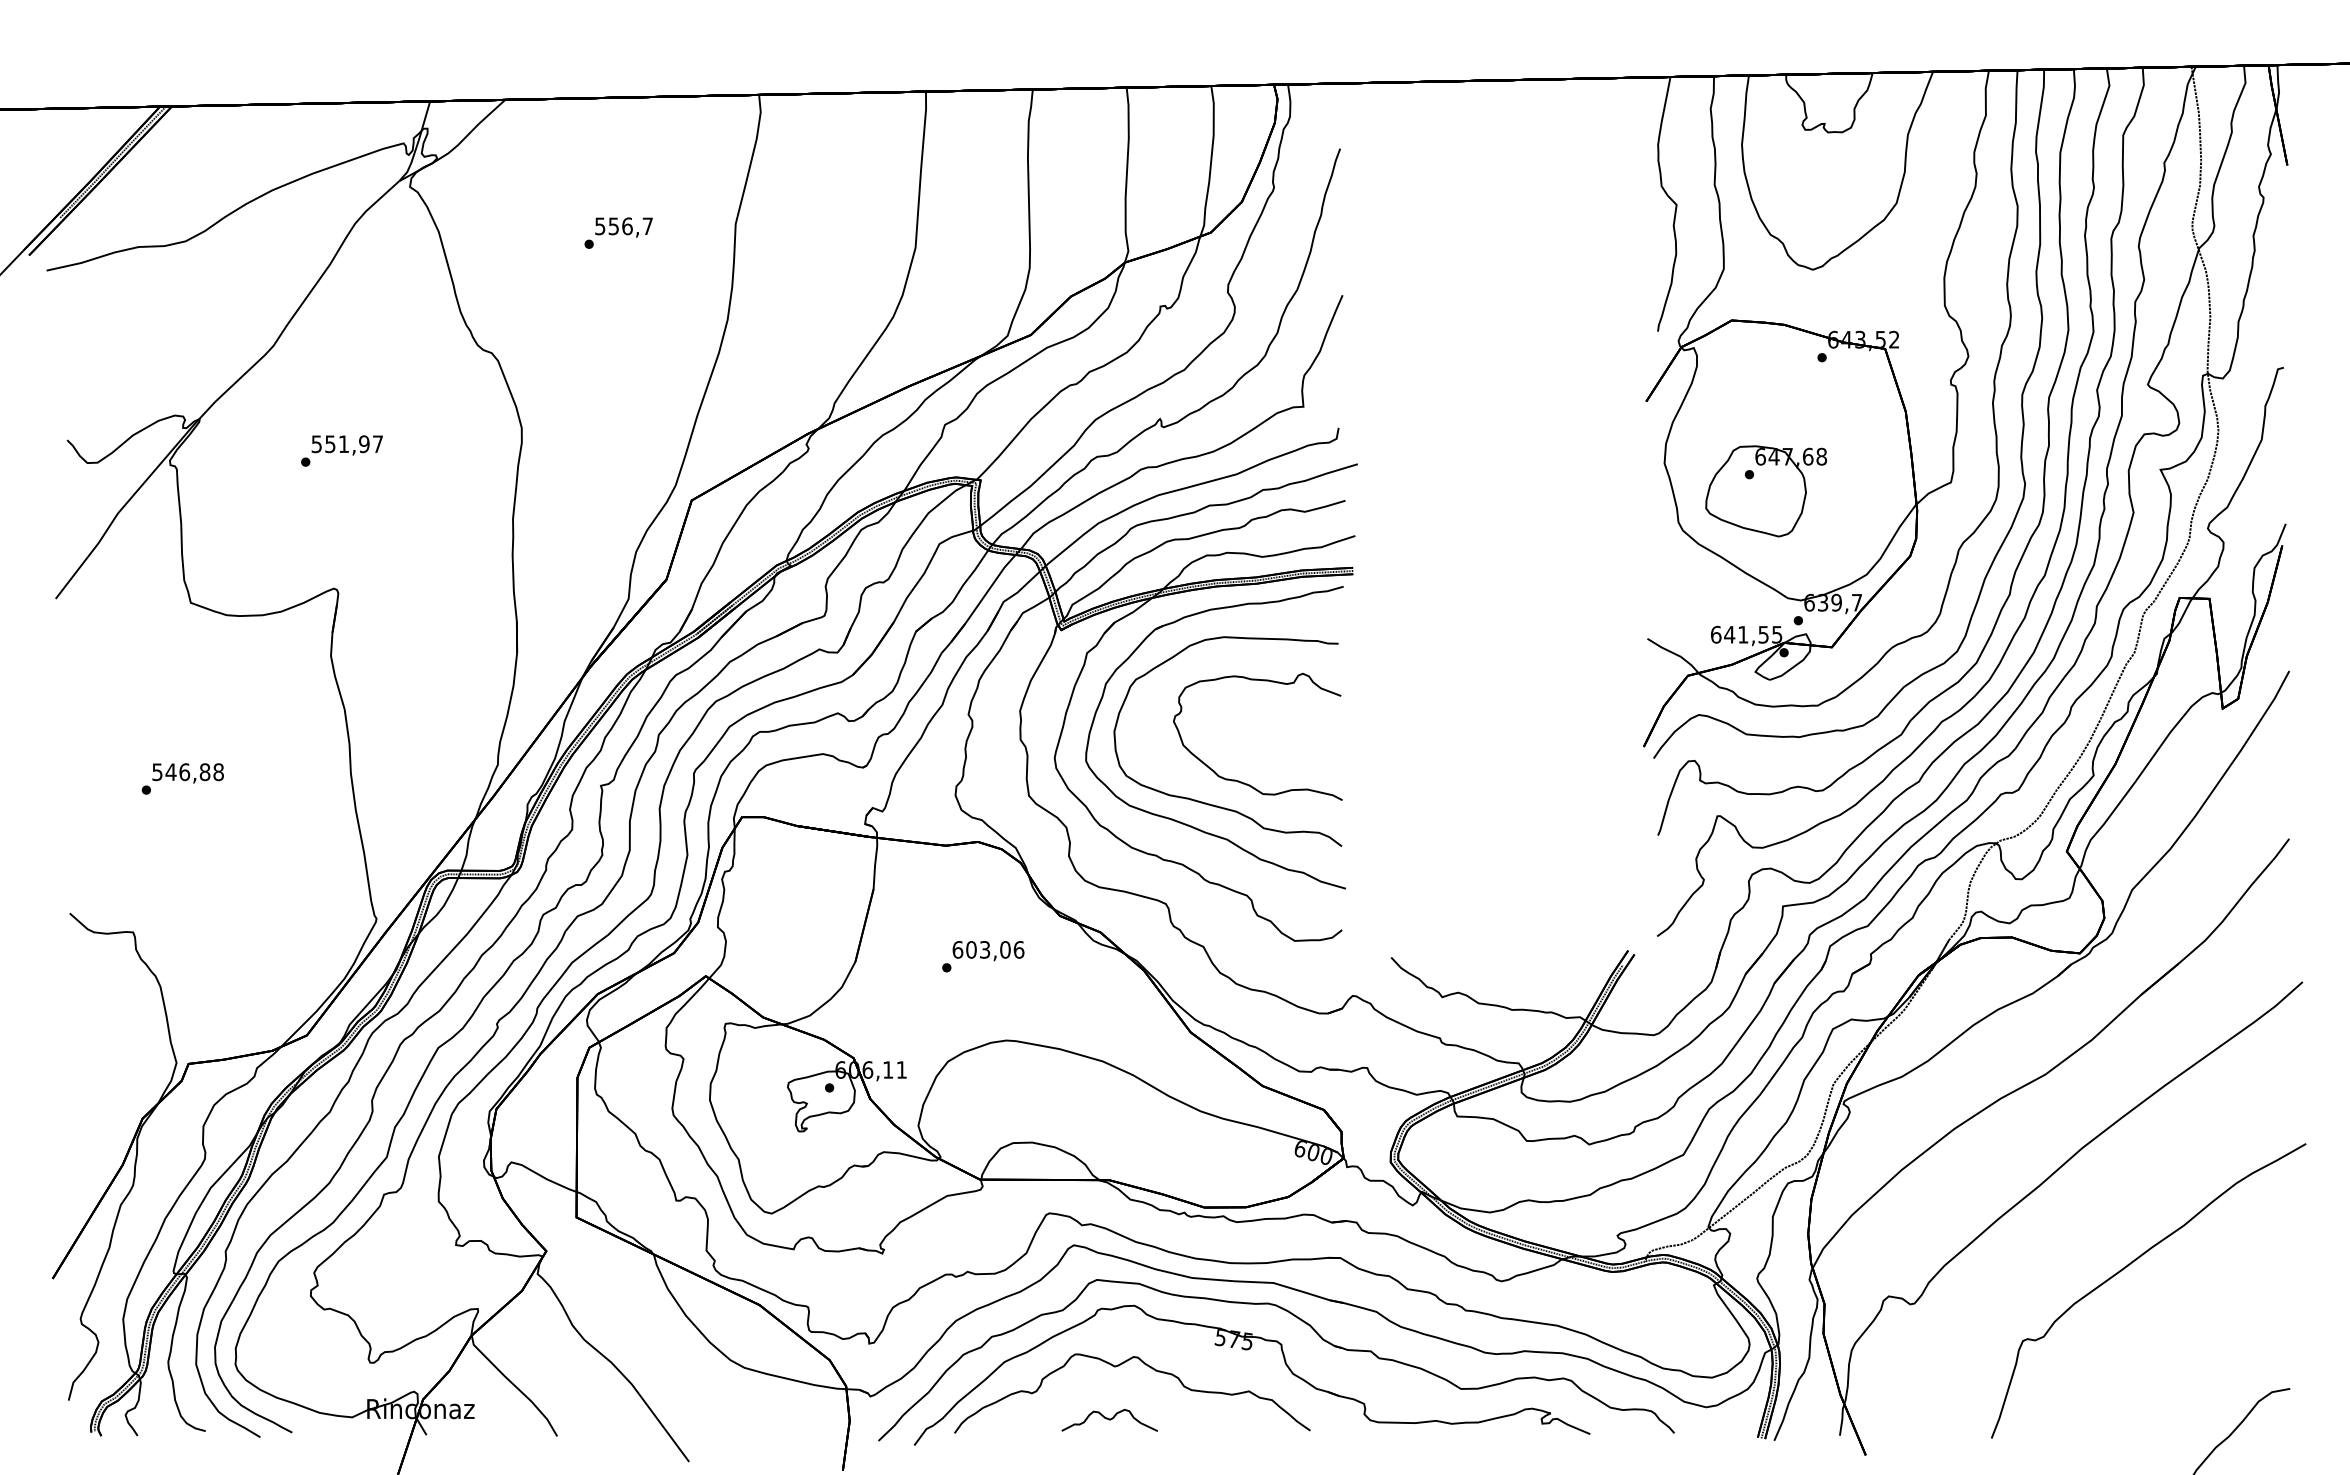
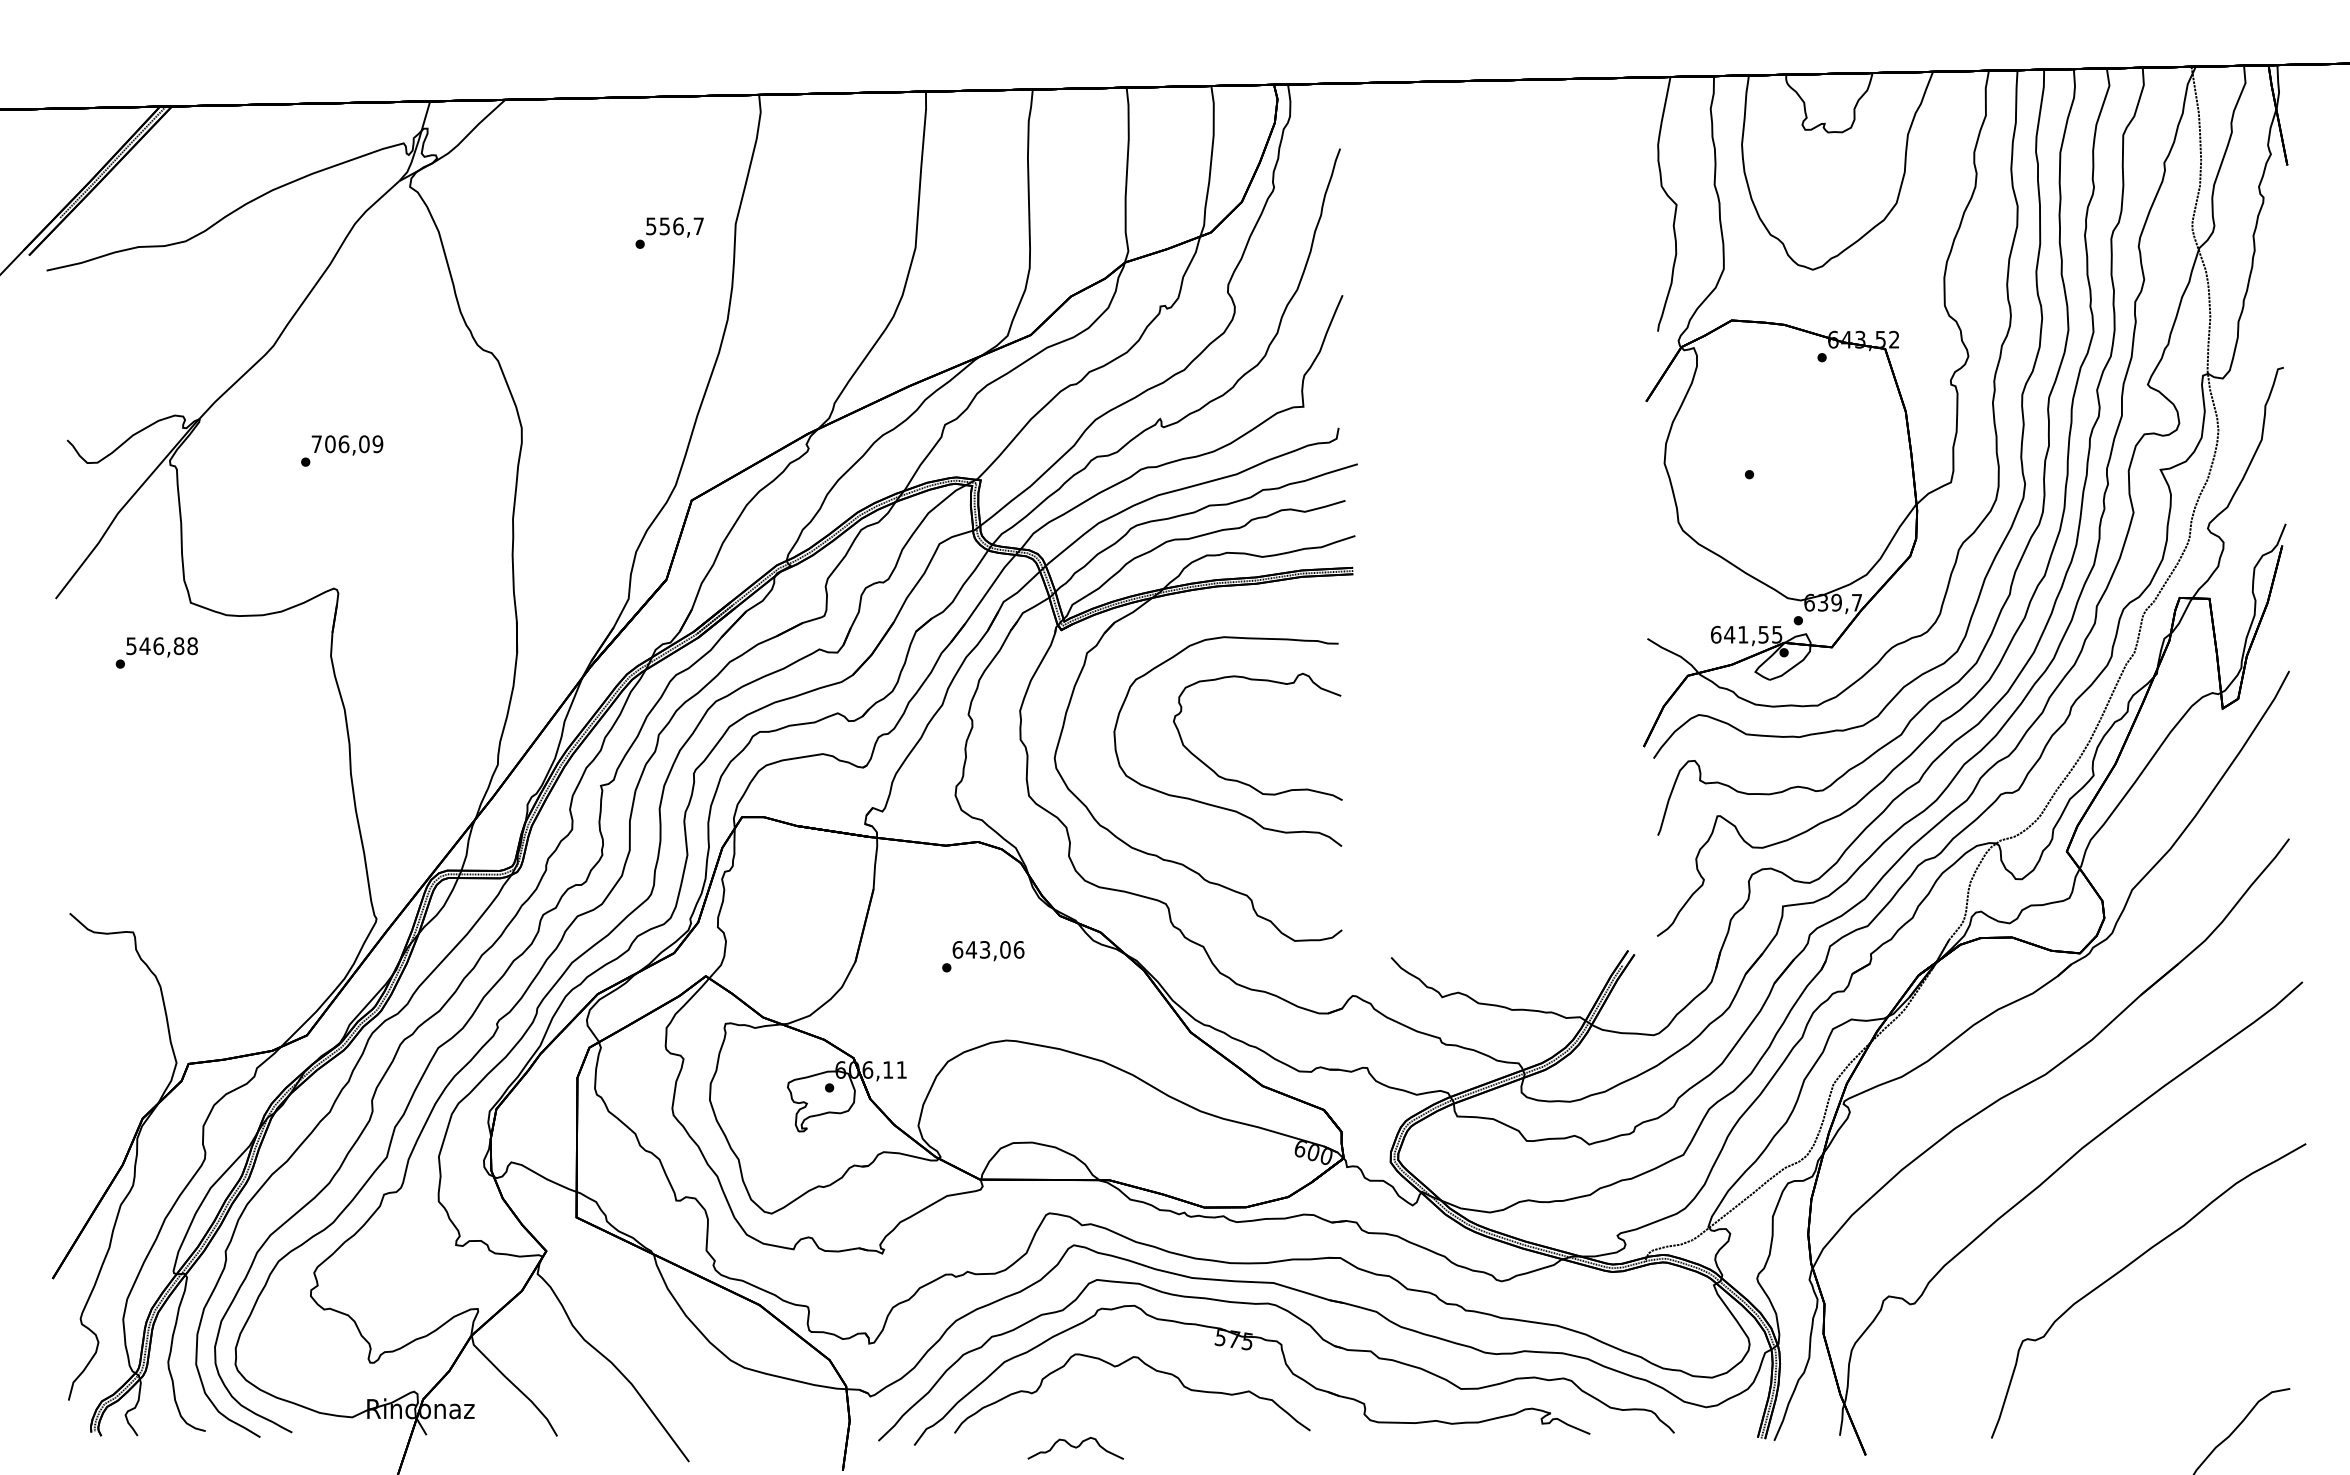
text position: (618, 232) -> (669, 232) (669, 232)
text: 551,97 -> 706,09 (347, 444)
part: present -> none (1765, 491)
text position: (182, 778) -> (156, 652) (156, 652)
part: present -> none (1186, 823)
text: 603,06 -> 643,06 (971, 949)
part position: (1109, 1419) -> (1075, 1447) (1075, 1447)
